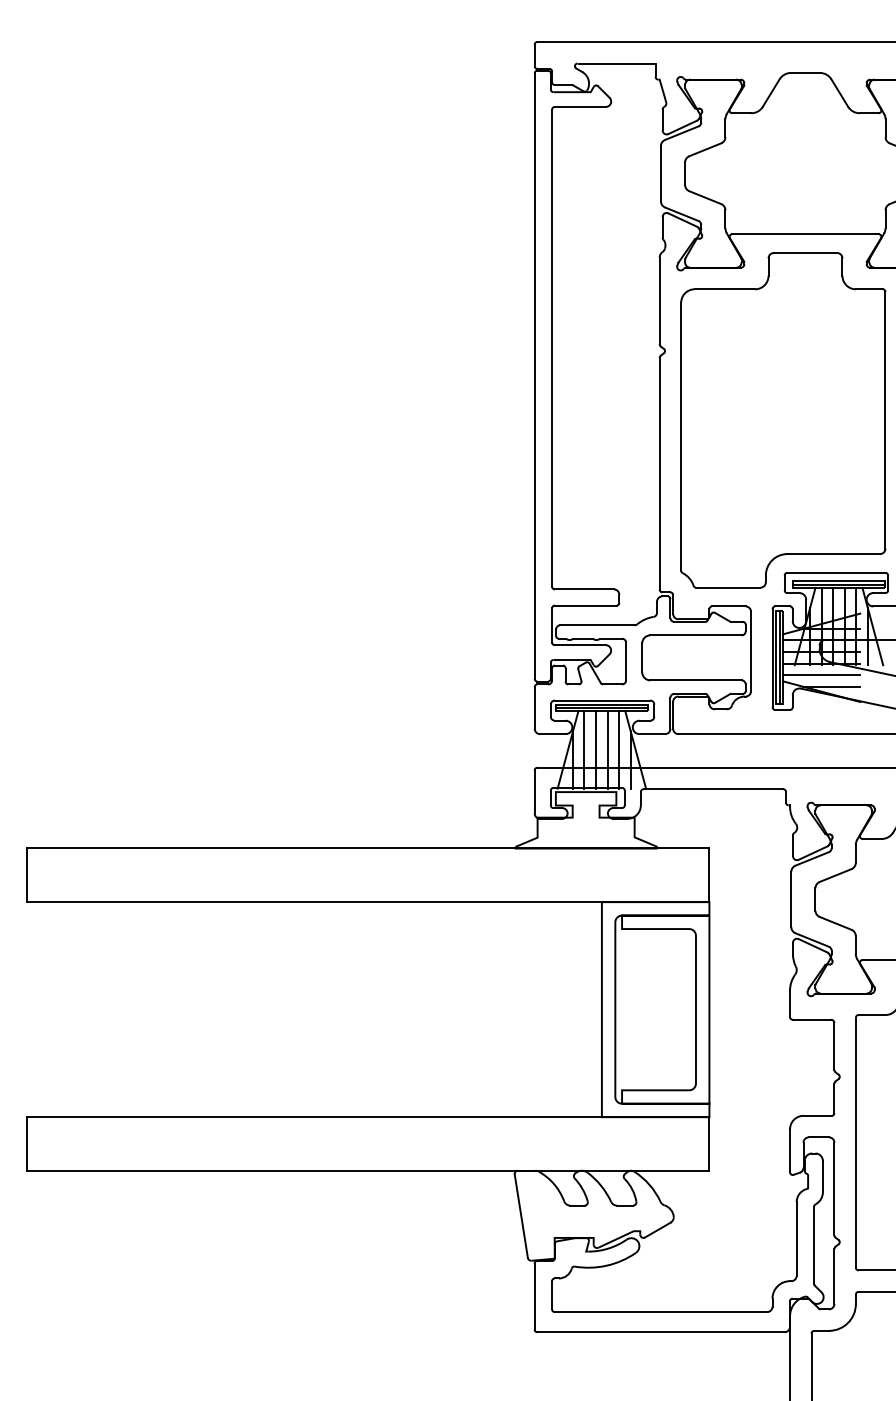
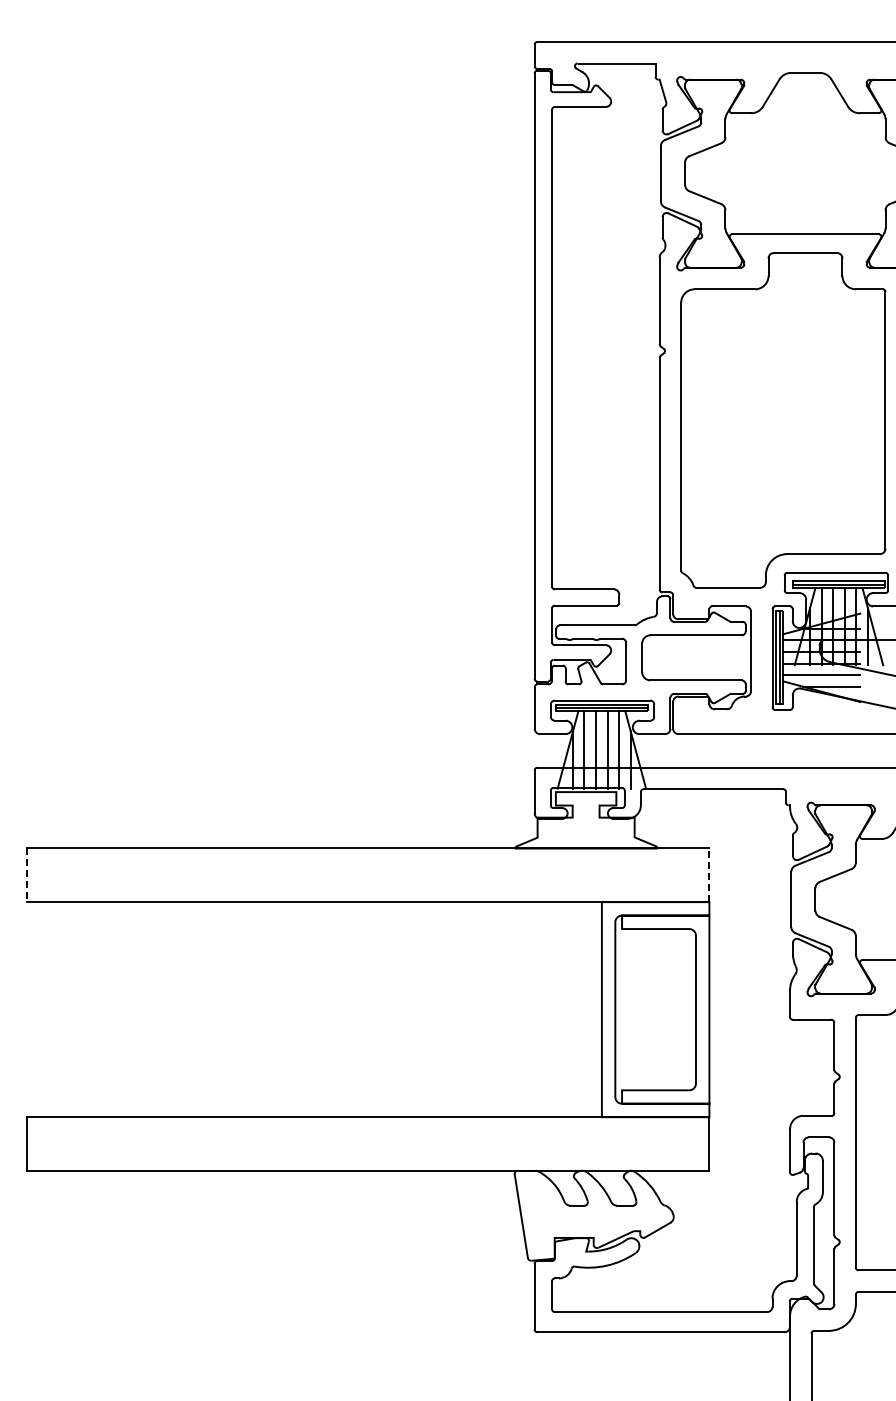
line: solid -> dashed (26, 875)
line: solid -> dashed (709, 875)
